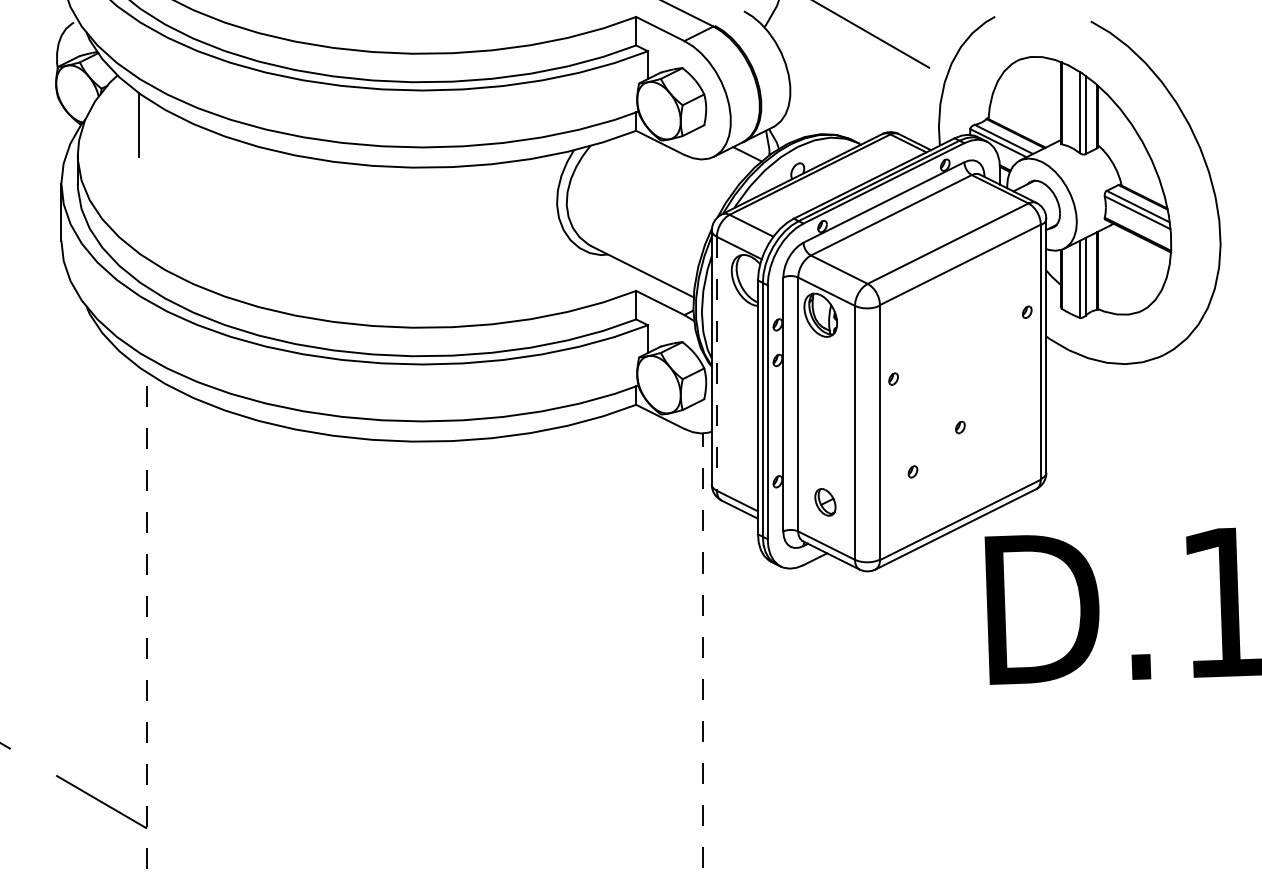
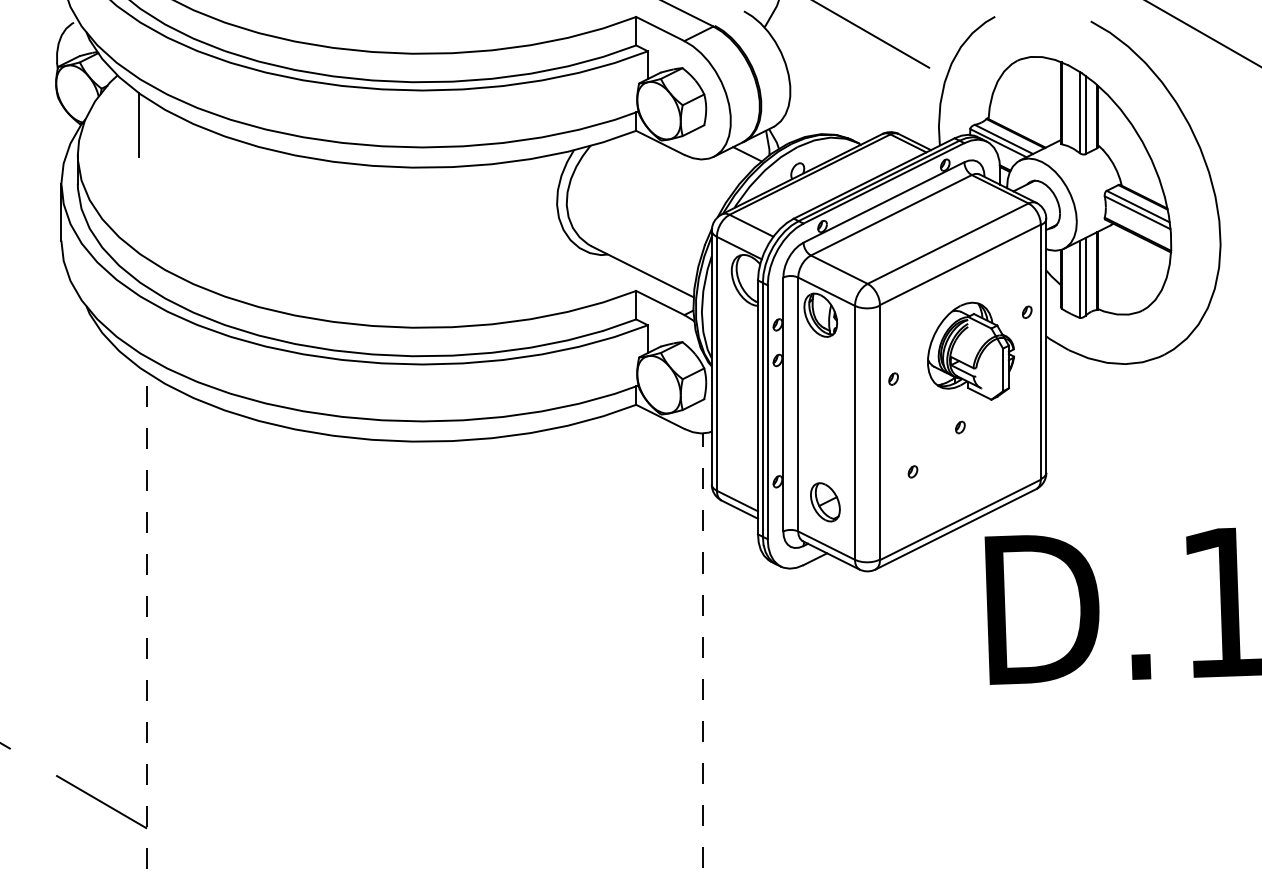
line: none -> present (1203, 33)
part: none -> present (970, 350)
line: dashed -> solid (716, 363)
part size: 23x29 px -> 31x41 px (825, 502)
